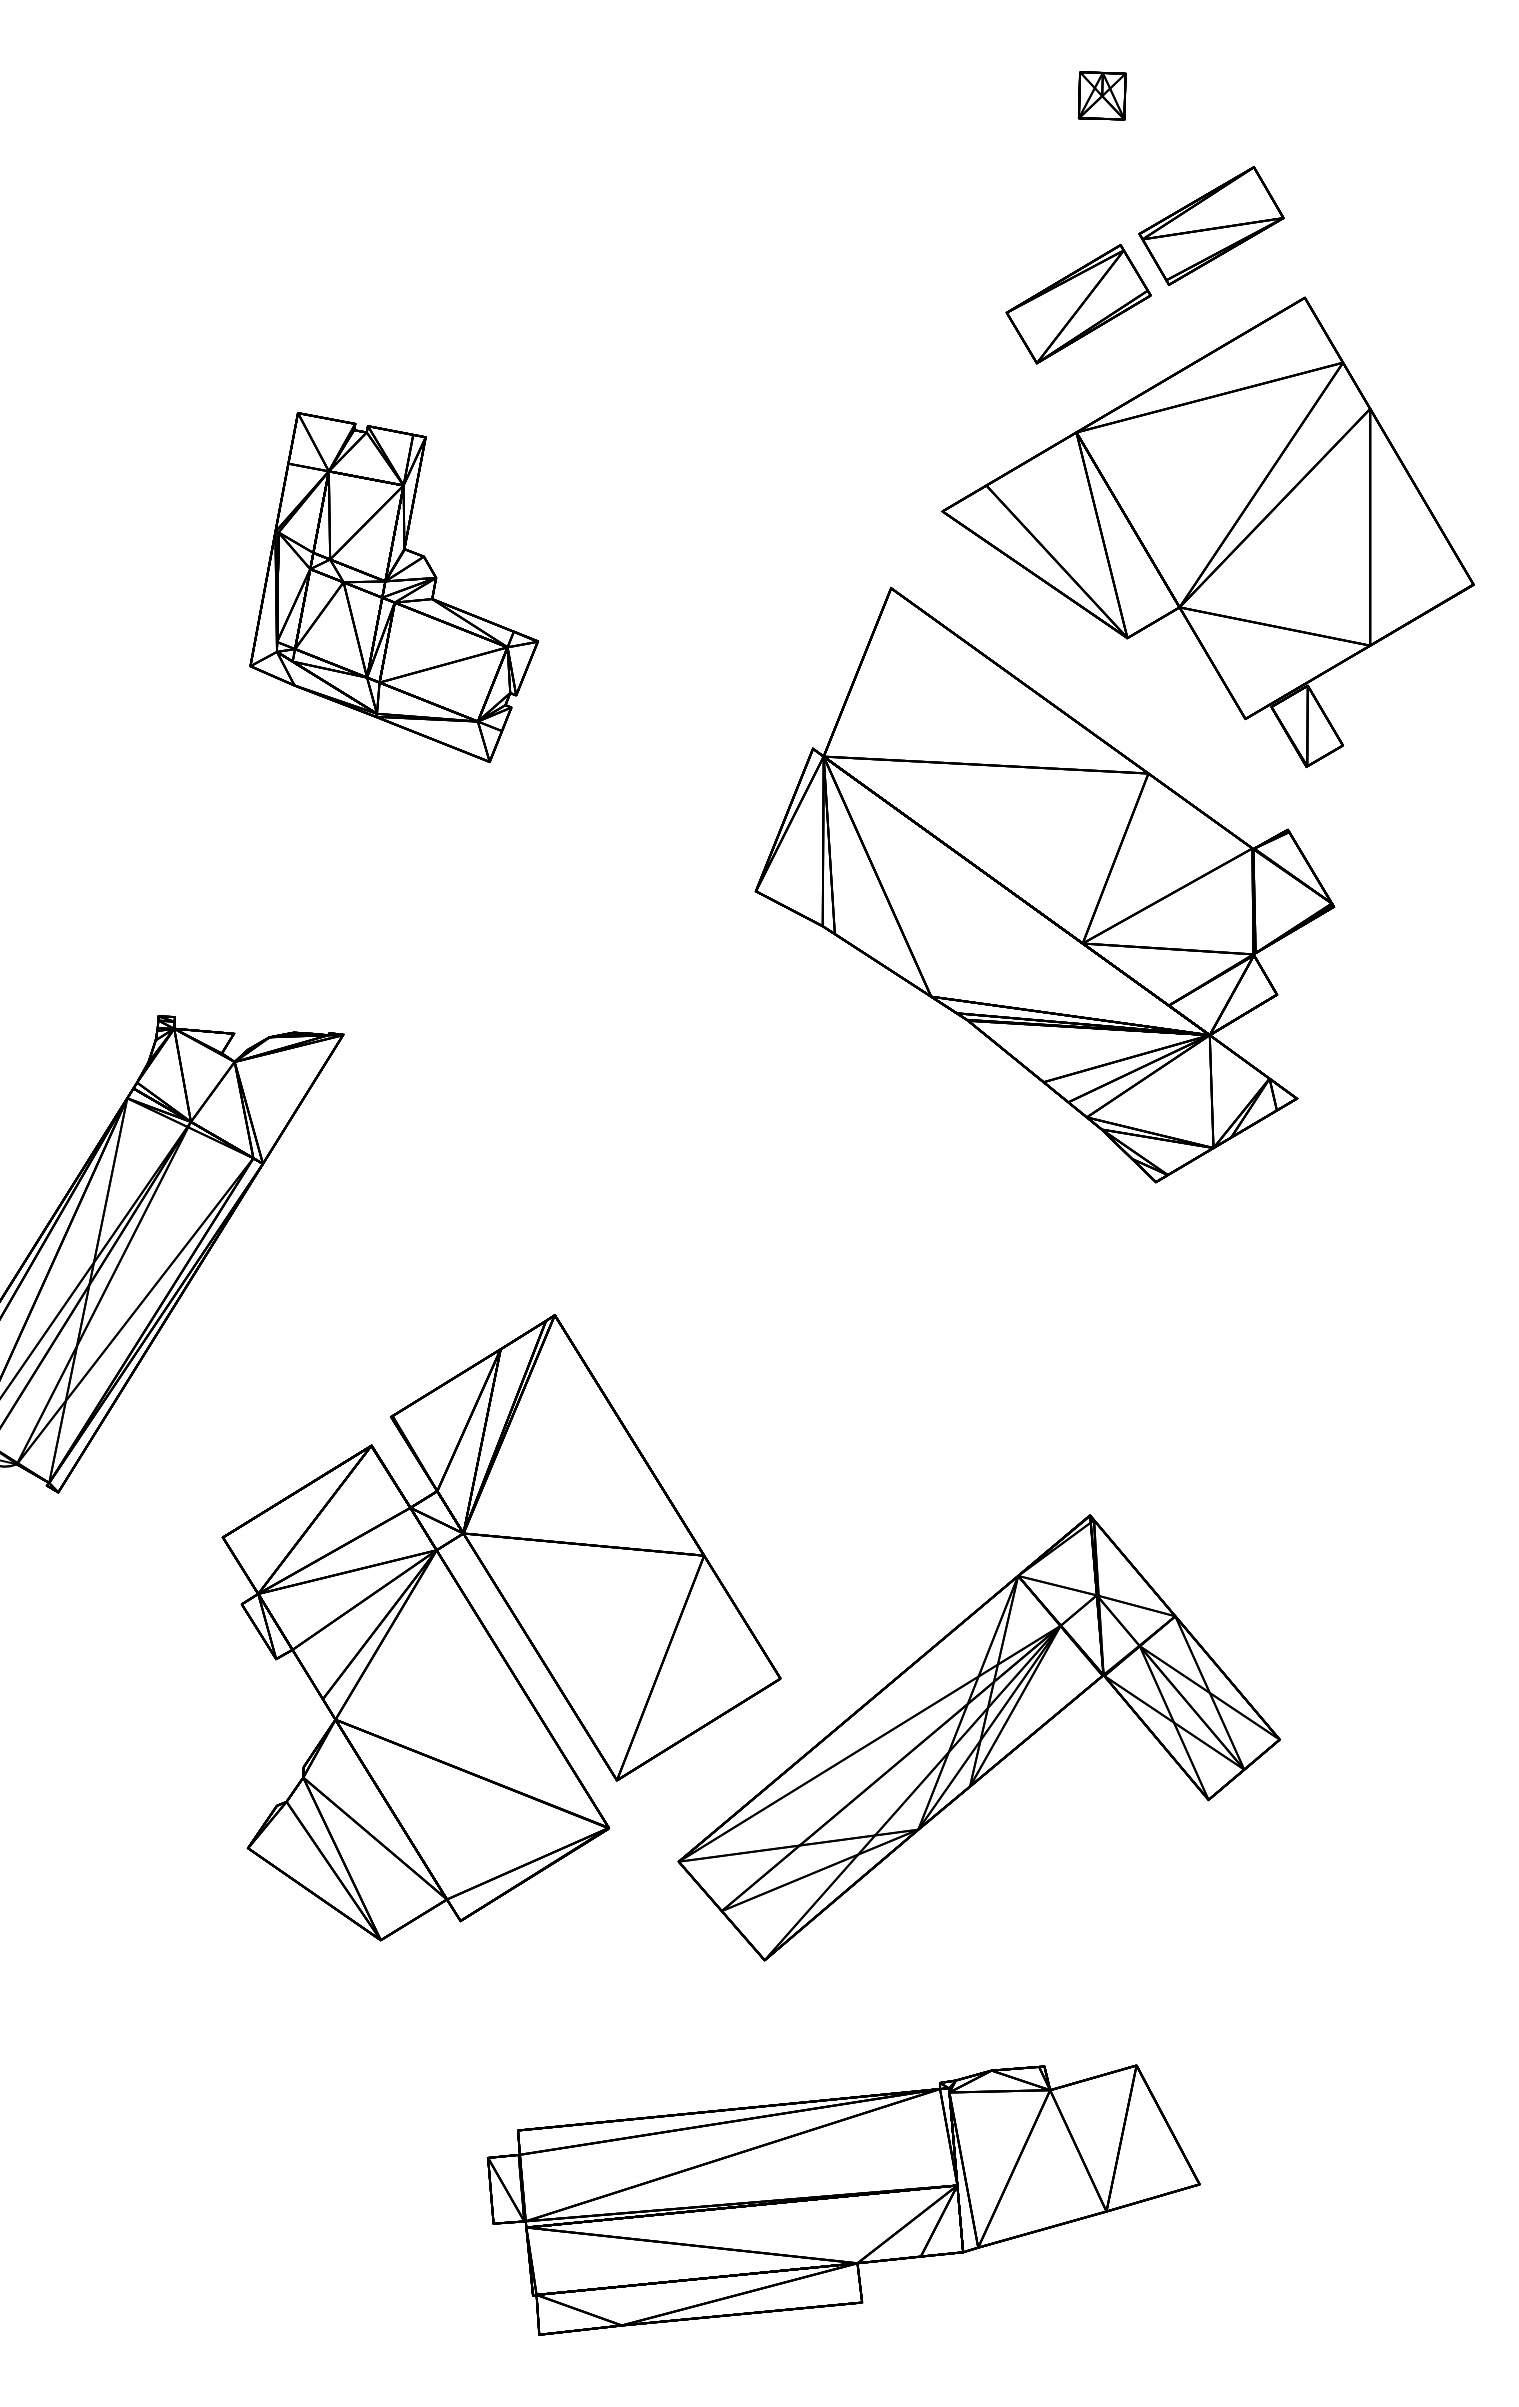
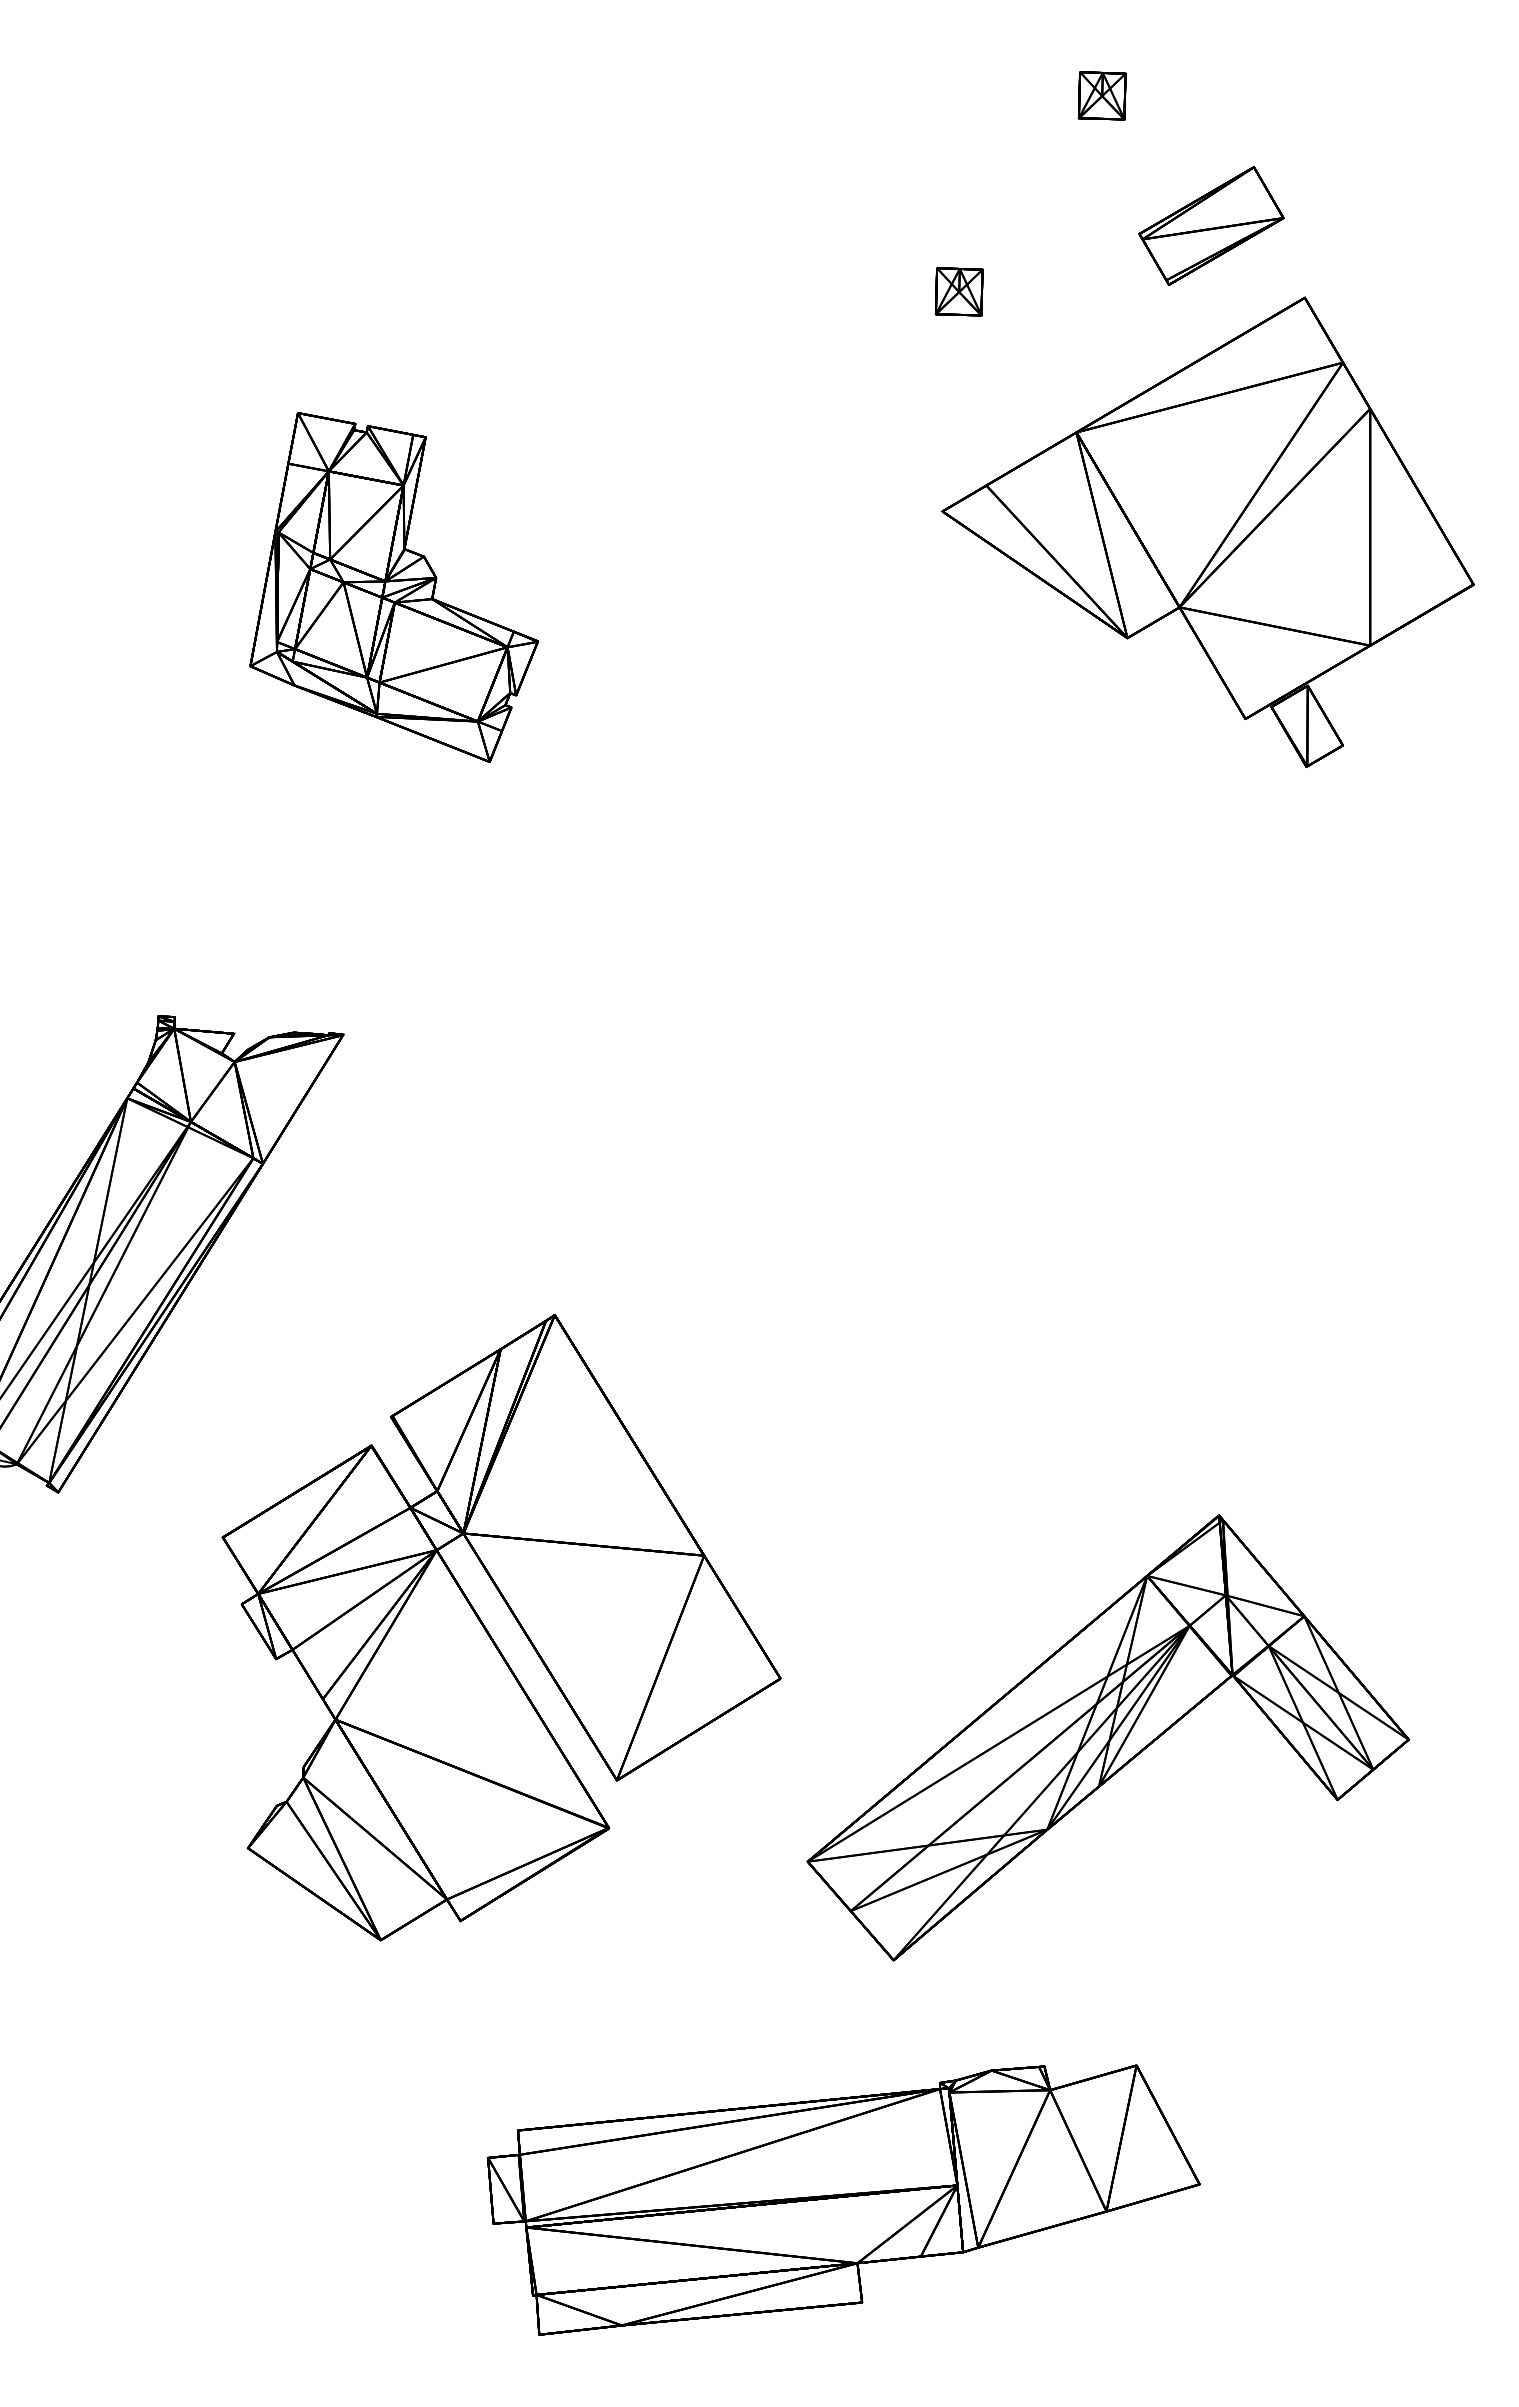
part: none -> present (958, 291)
part: present -> none (1078, 304)
part: present -> none (1044, 884)
part position: (978, 1737) -> (1107, 1737) (1107, 1737)
